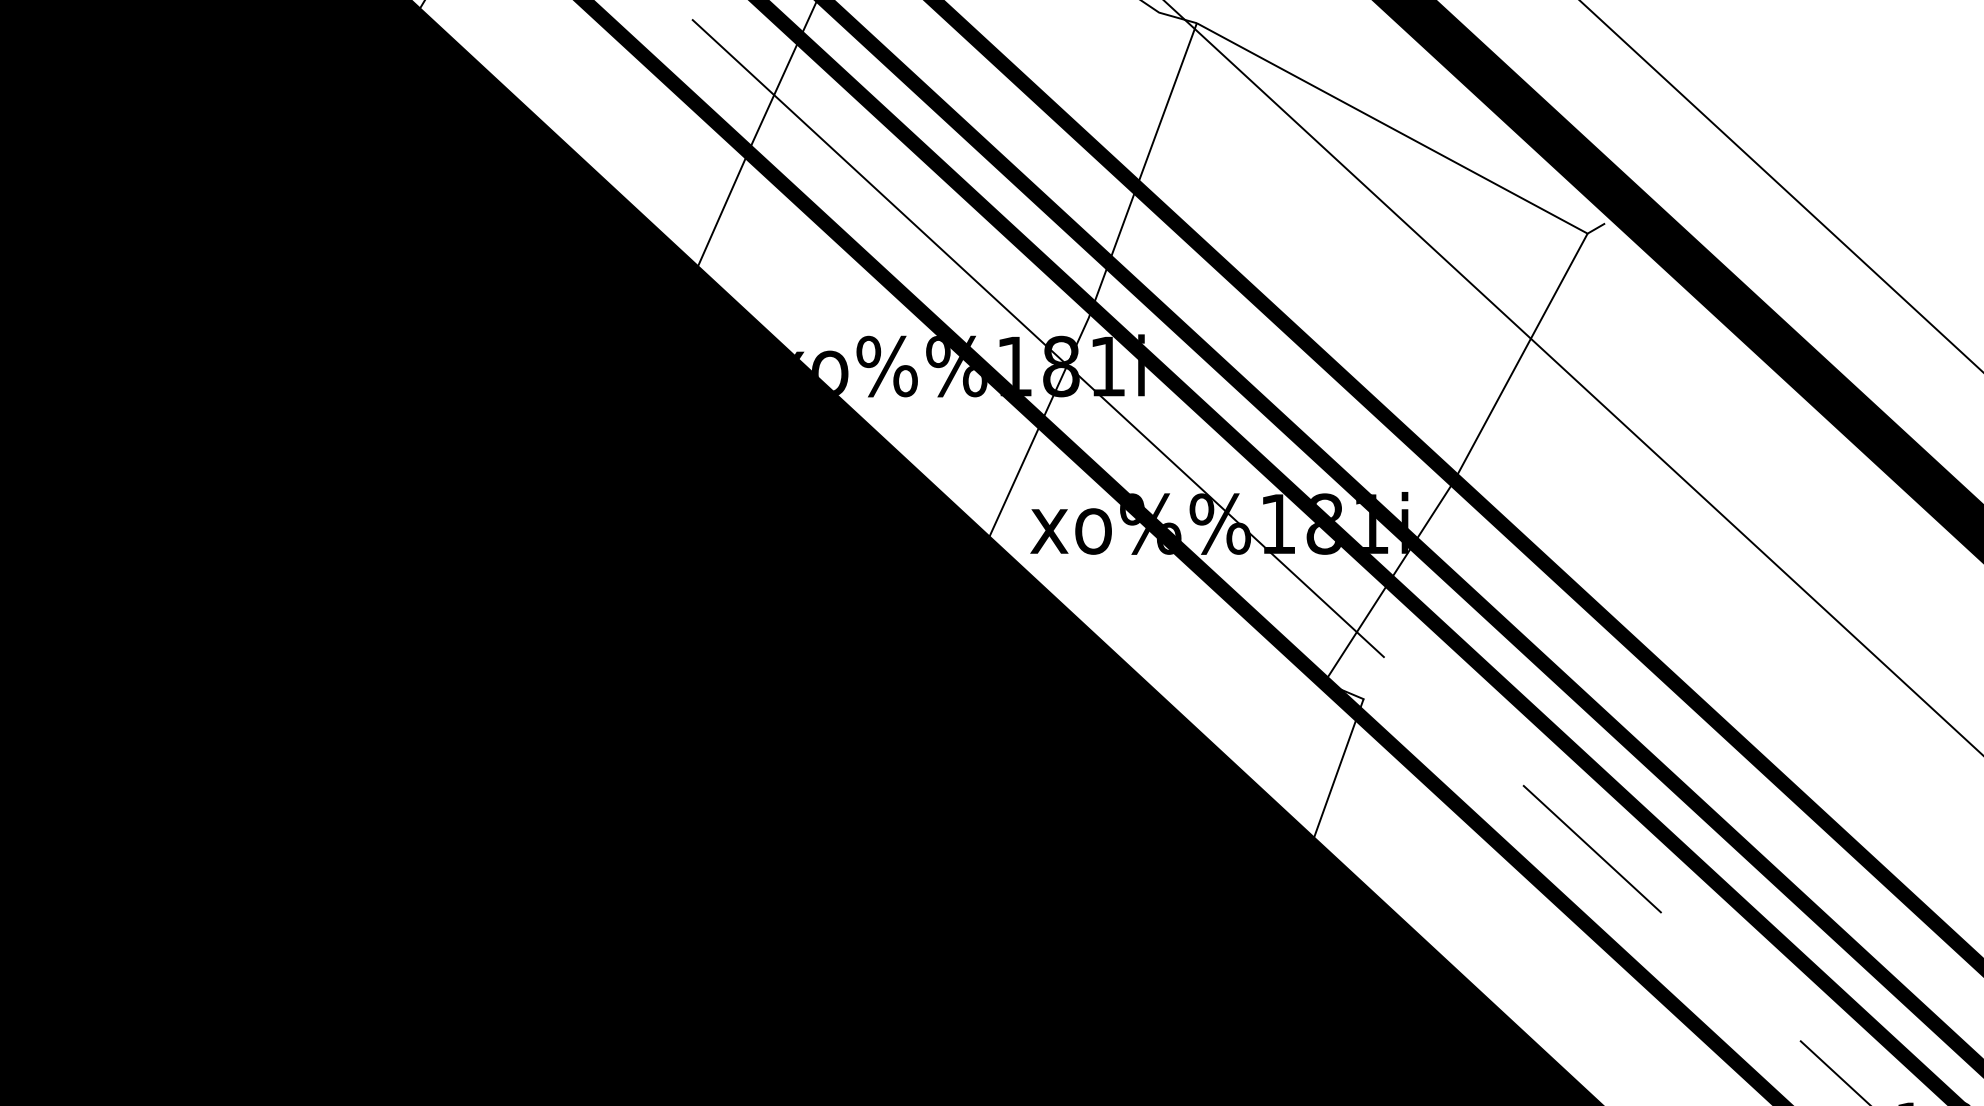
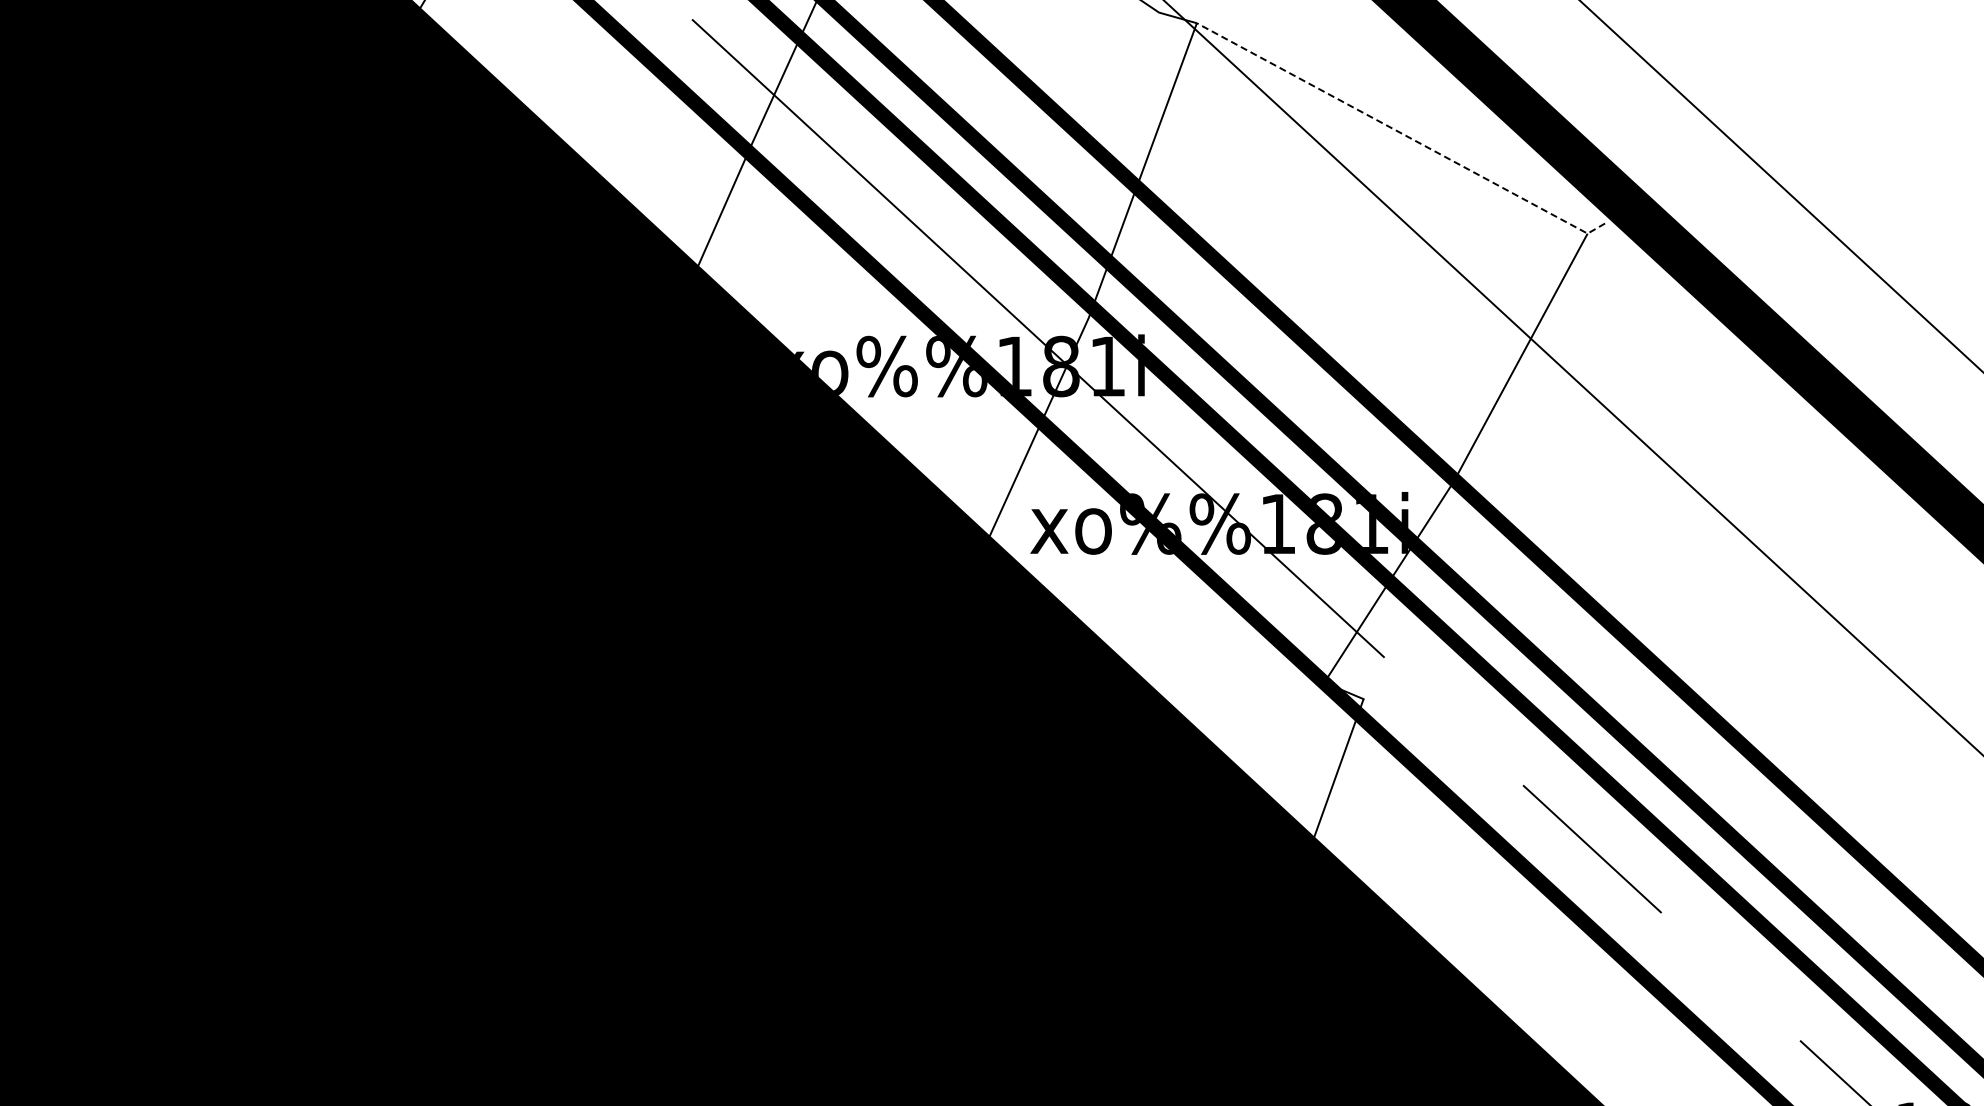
line: solid -> dashed (1401, 133)
